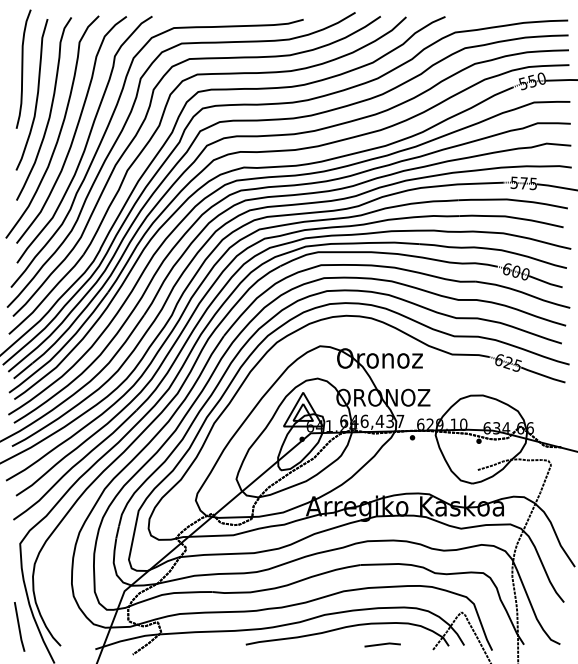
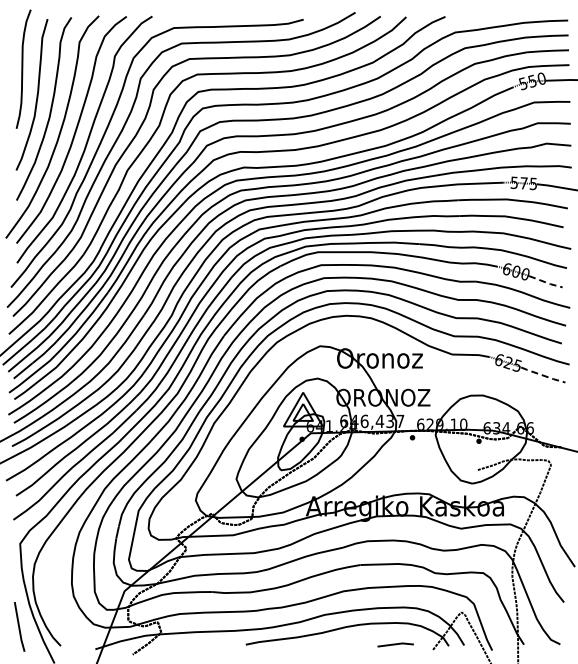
line: solid -> dashed (546, 282)
line: solid -> dashed (543, 375)
line position: (382, 644) -> (395, 644) (395, 644)
